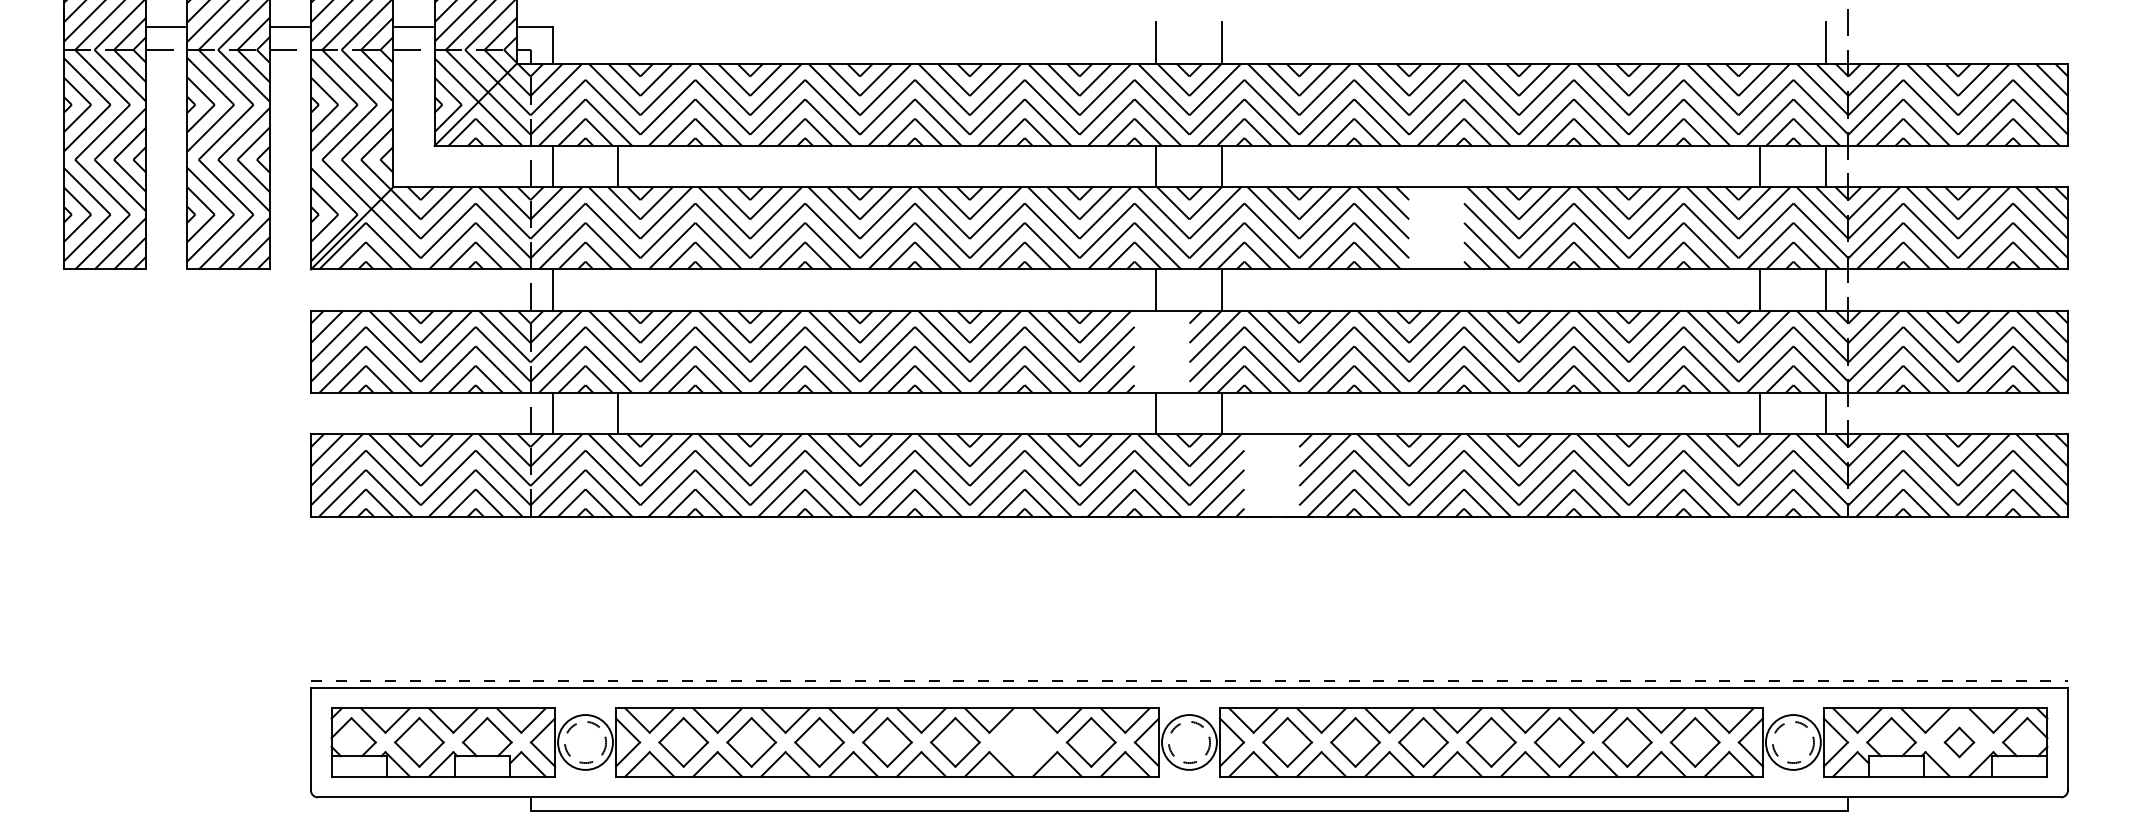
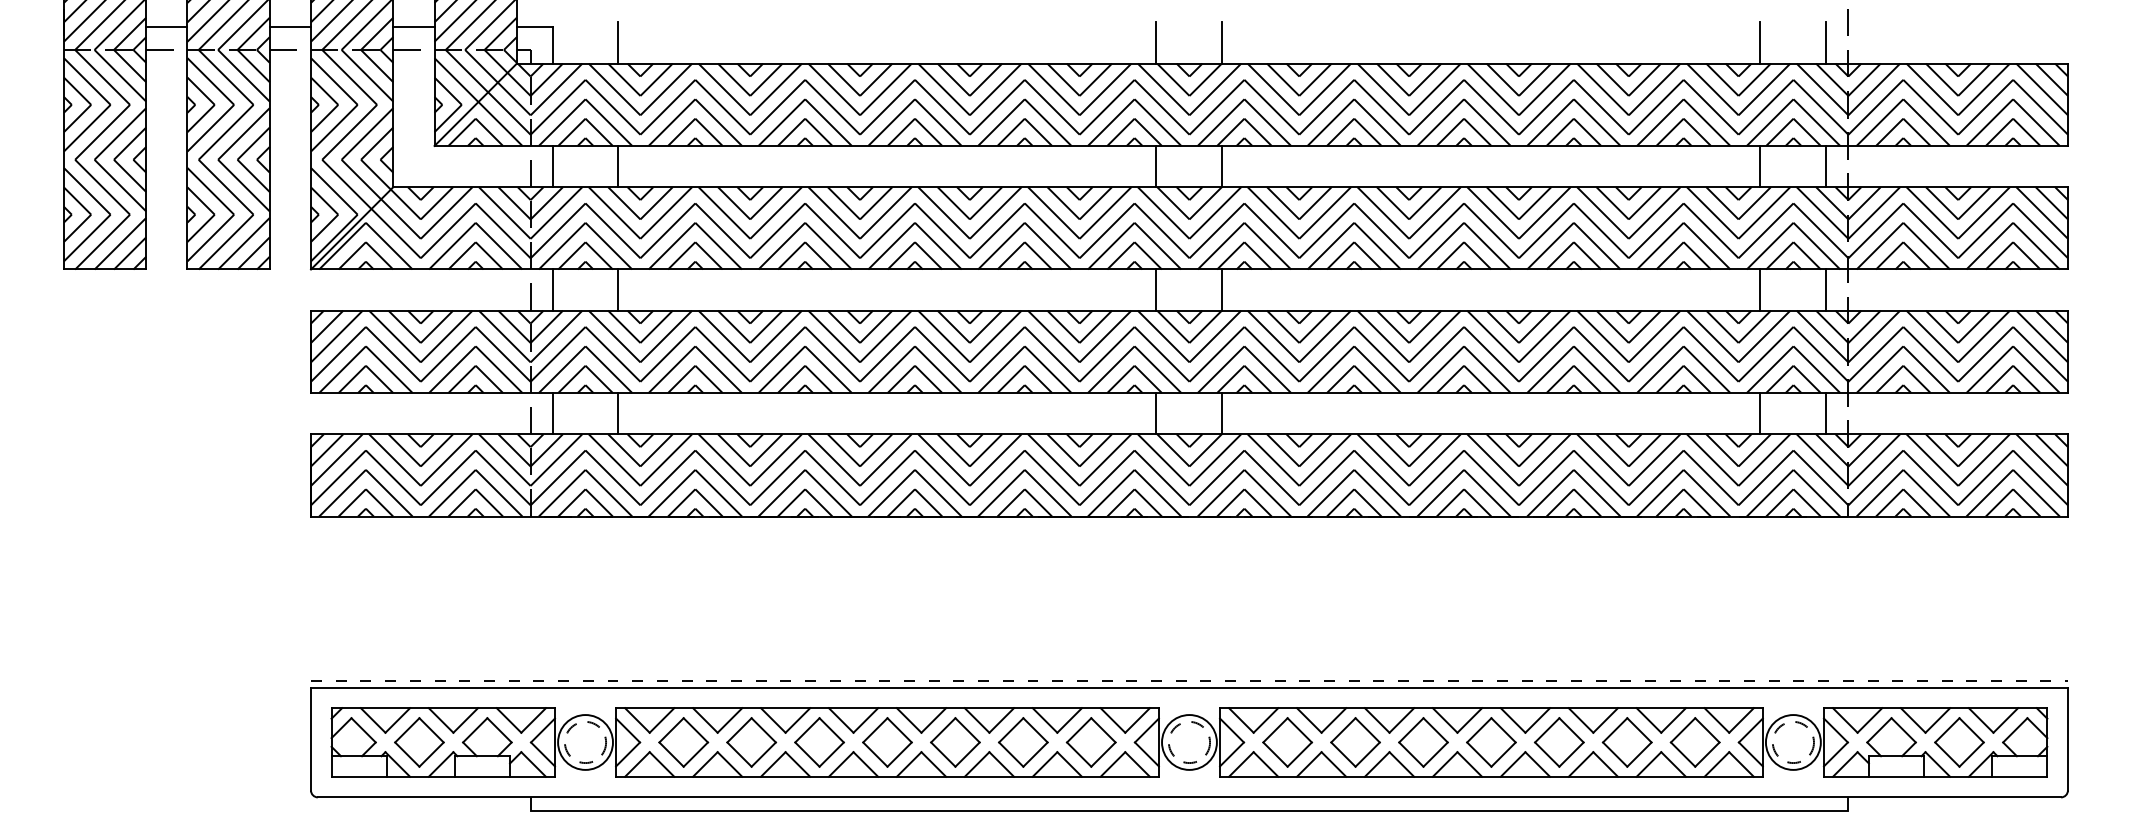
line: none -> present (617, 42)
line: none -> present (1760, 42)
hatch: none -> present (1436, 228)
line: none -> present (617, 289)
hatch: none -> present (1161, 351)
hatch: none -> present (1271, 475)
part: none -> present (1023, 742)
part size: 33x33 px -> 51x51 px (1959, 742)
